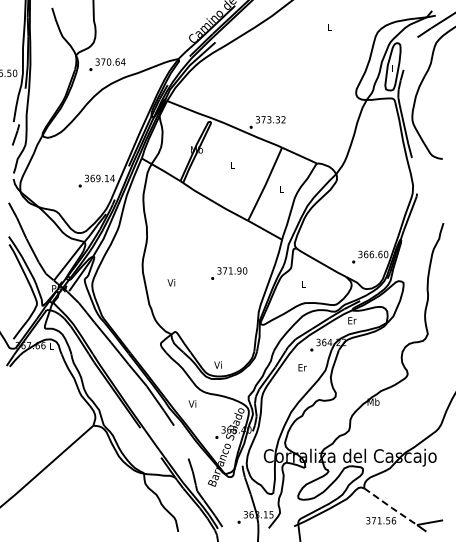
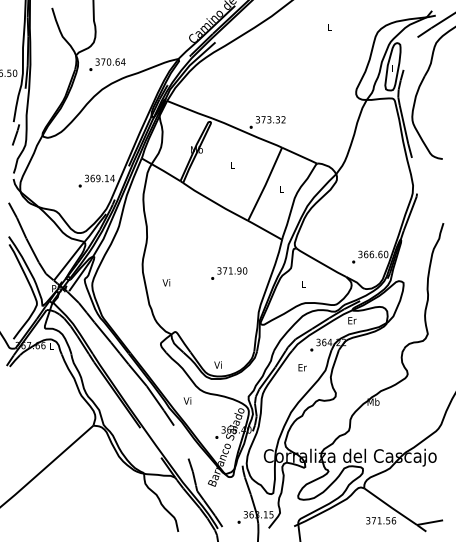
text position: (171, 282) -> (166, 282) (166, 282)
text position: (192, 403) -> (187, 400) (187, 400)
line: dashed -> solid (390, 507)
